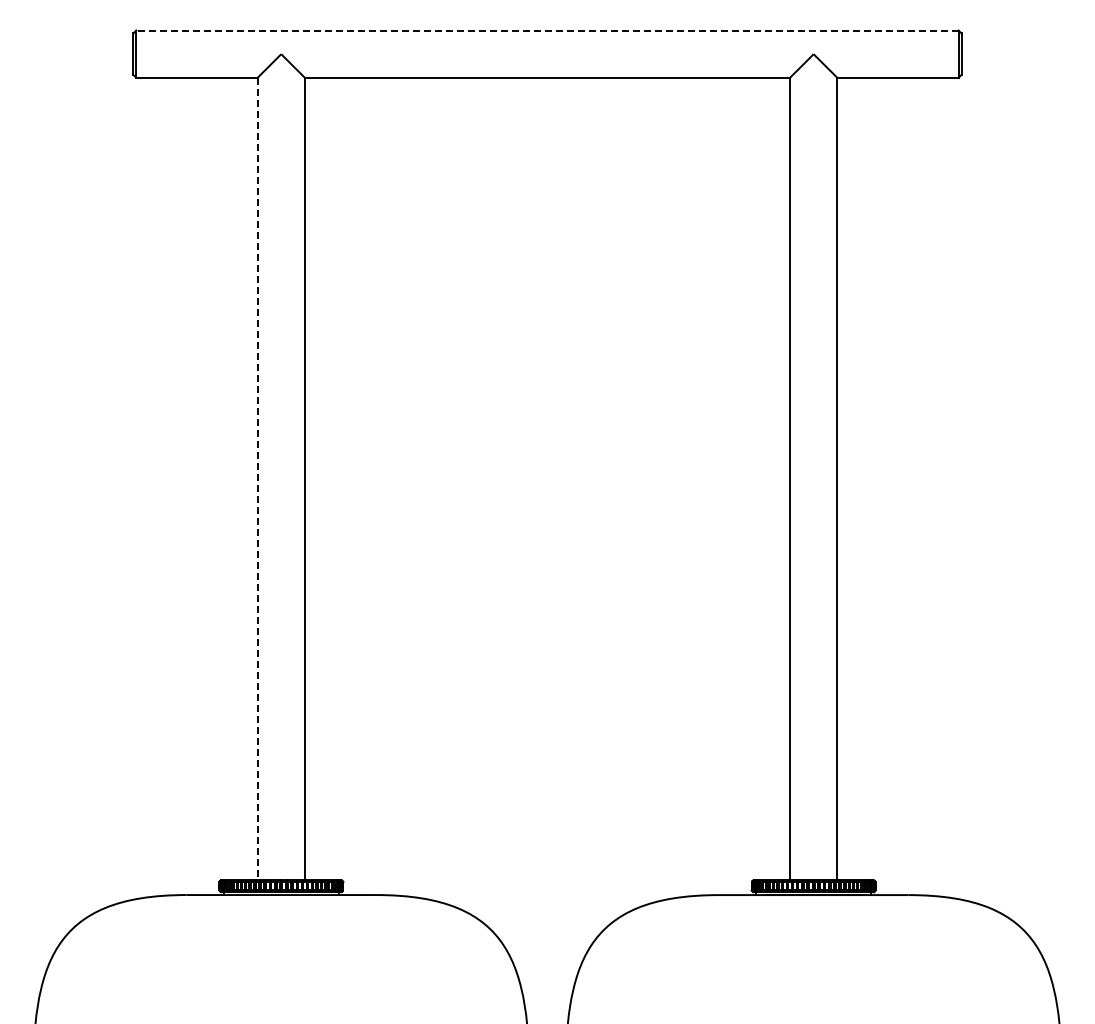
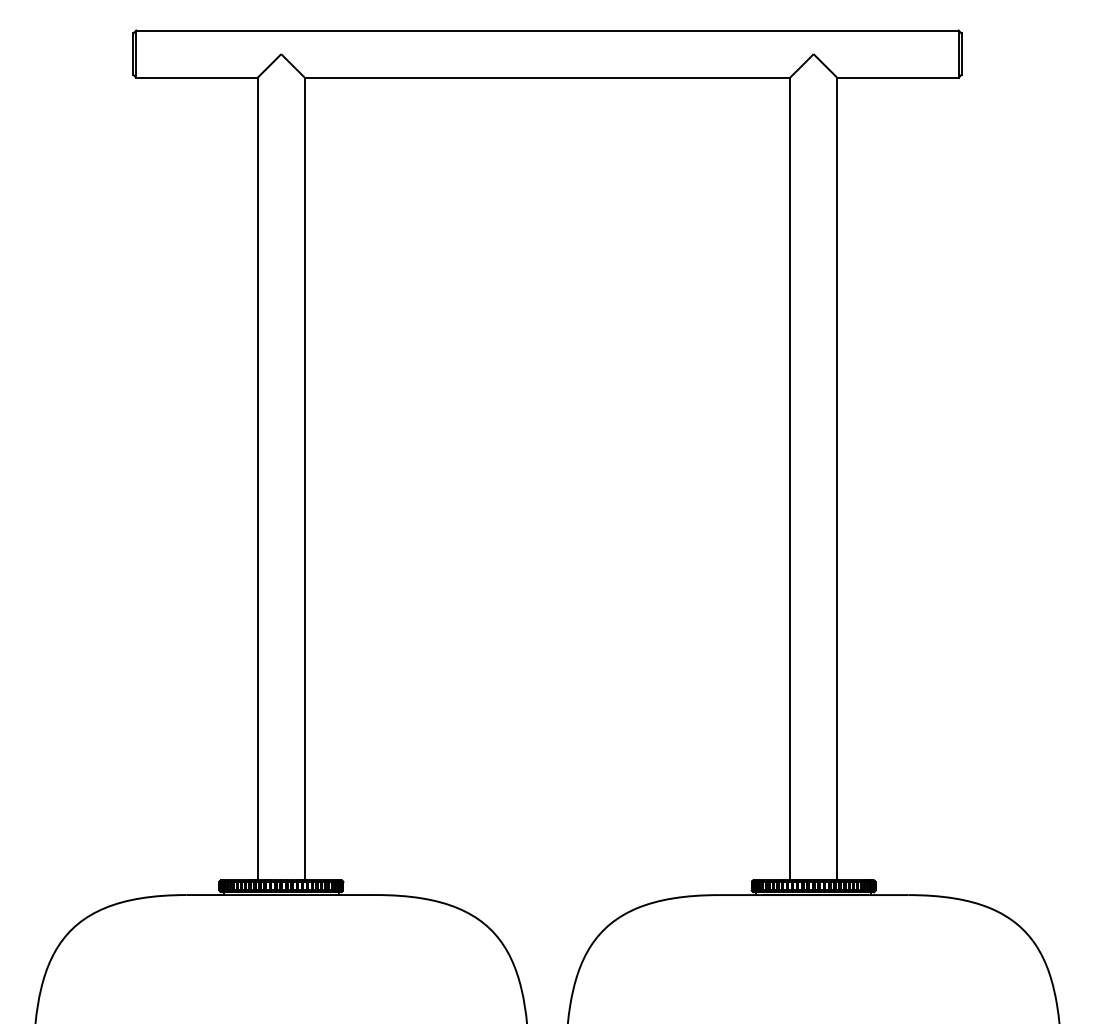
line: dashed -> solid (546, 30)
line: dashed -> solid (257, 479)
